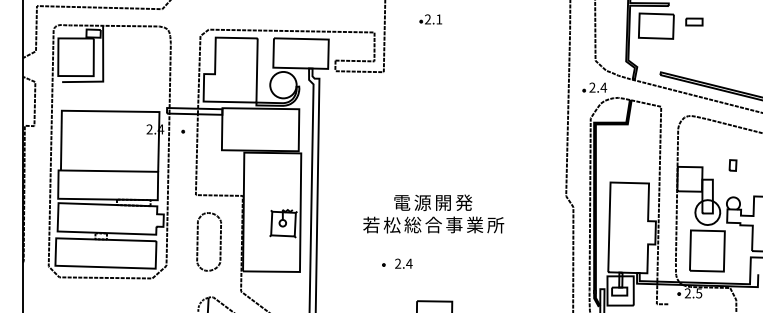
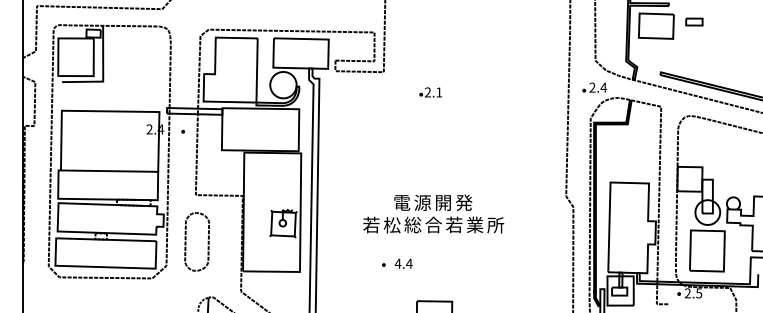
part position: (430, 19) -> (430, 92) (430, 92)
part: present -> none (732, 165)
text: 事 -> 若 (454, 224)
part position: (198, 241) -> (186, 241) (186, 241)
text: 2.4 -> 4.4 (397, 263)
